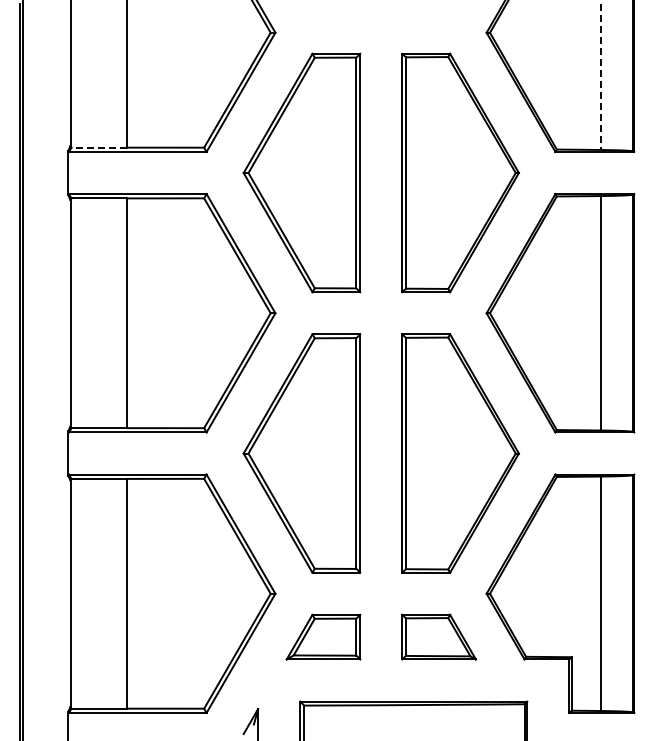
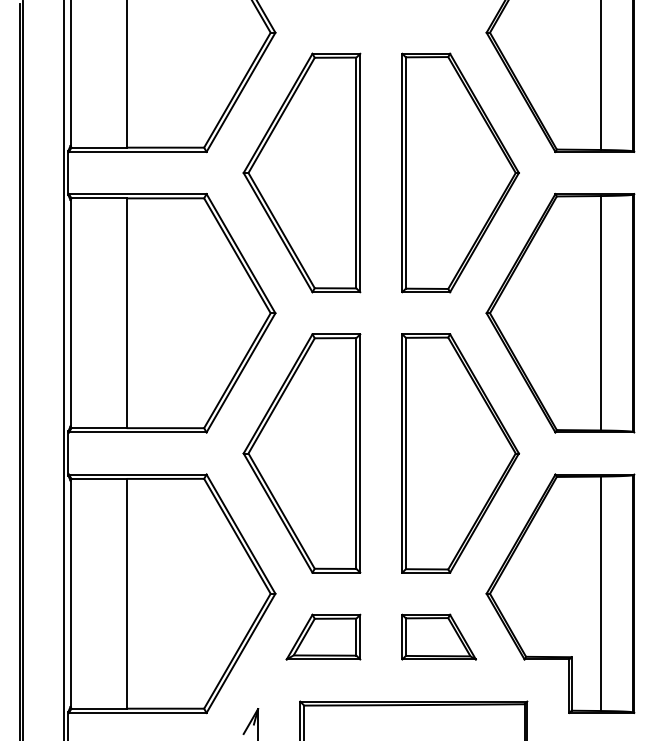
line: dashed -> solid (600, 75)
line: dashed -> solid (99, 147)
line: none -> present (63, 369)
